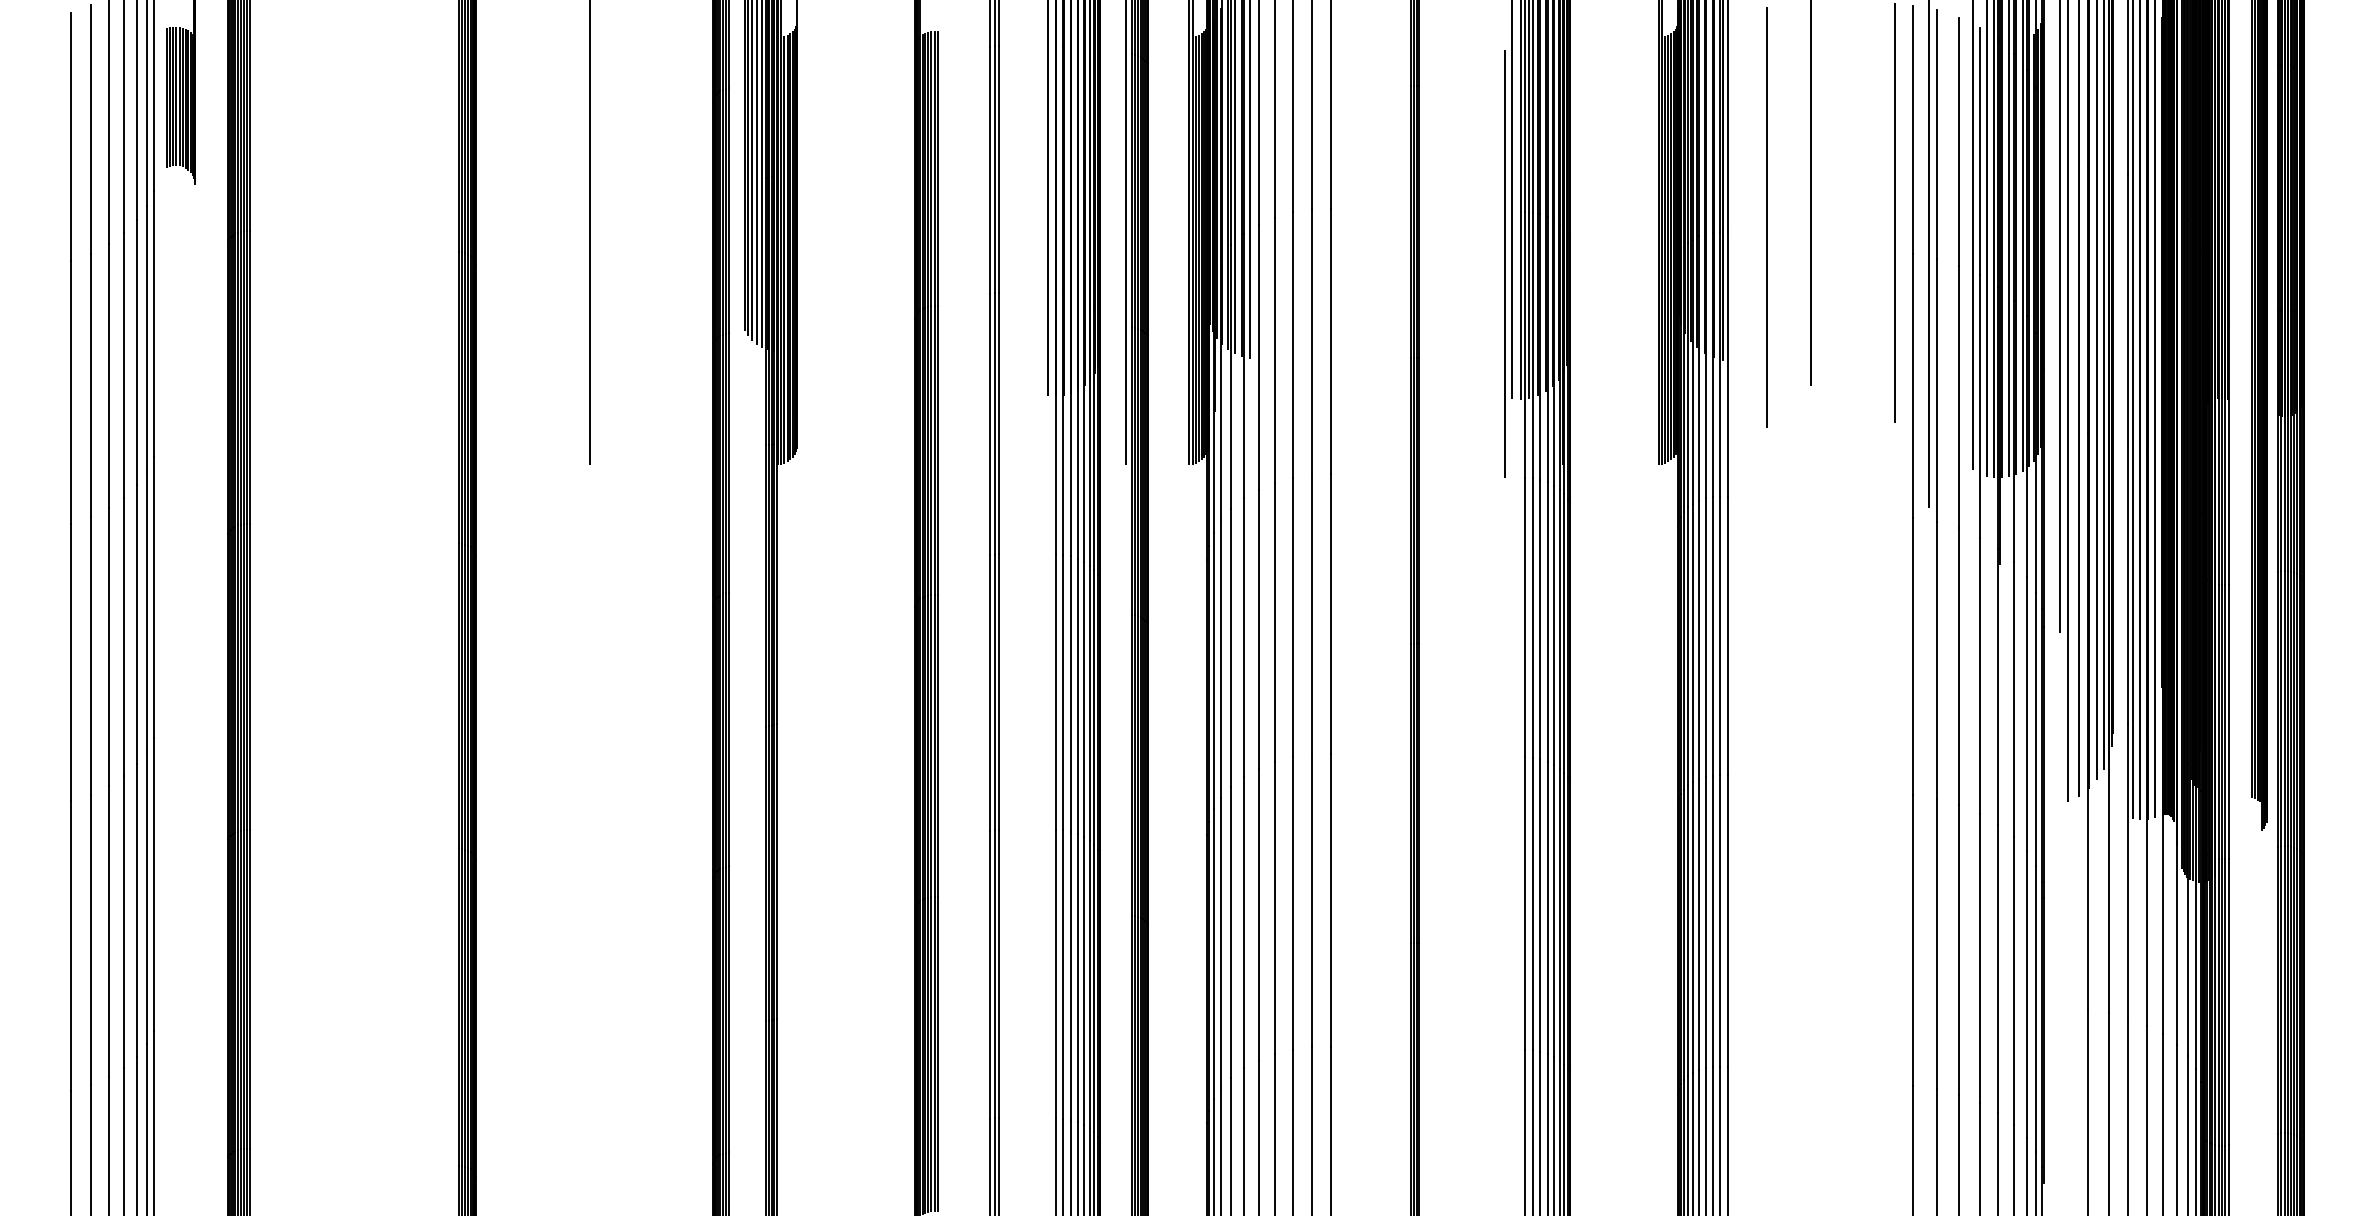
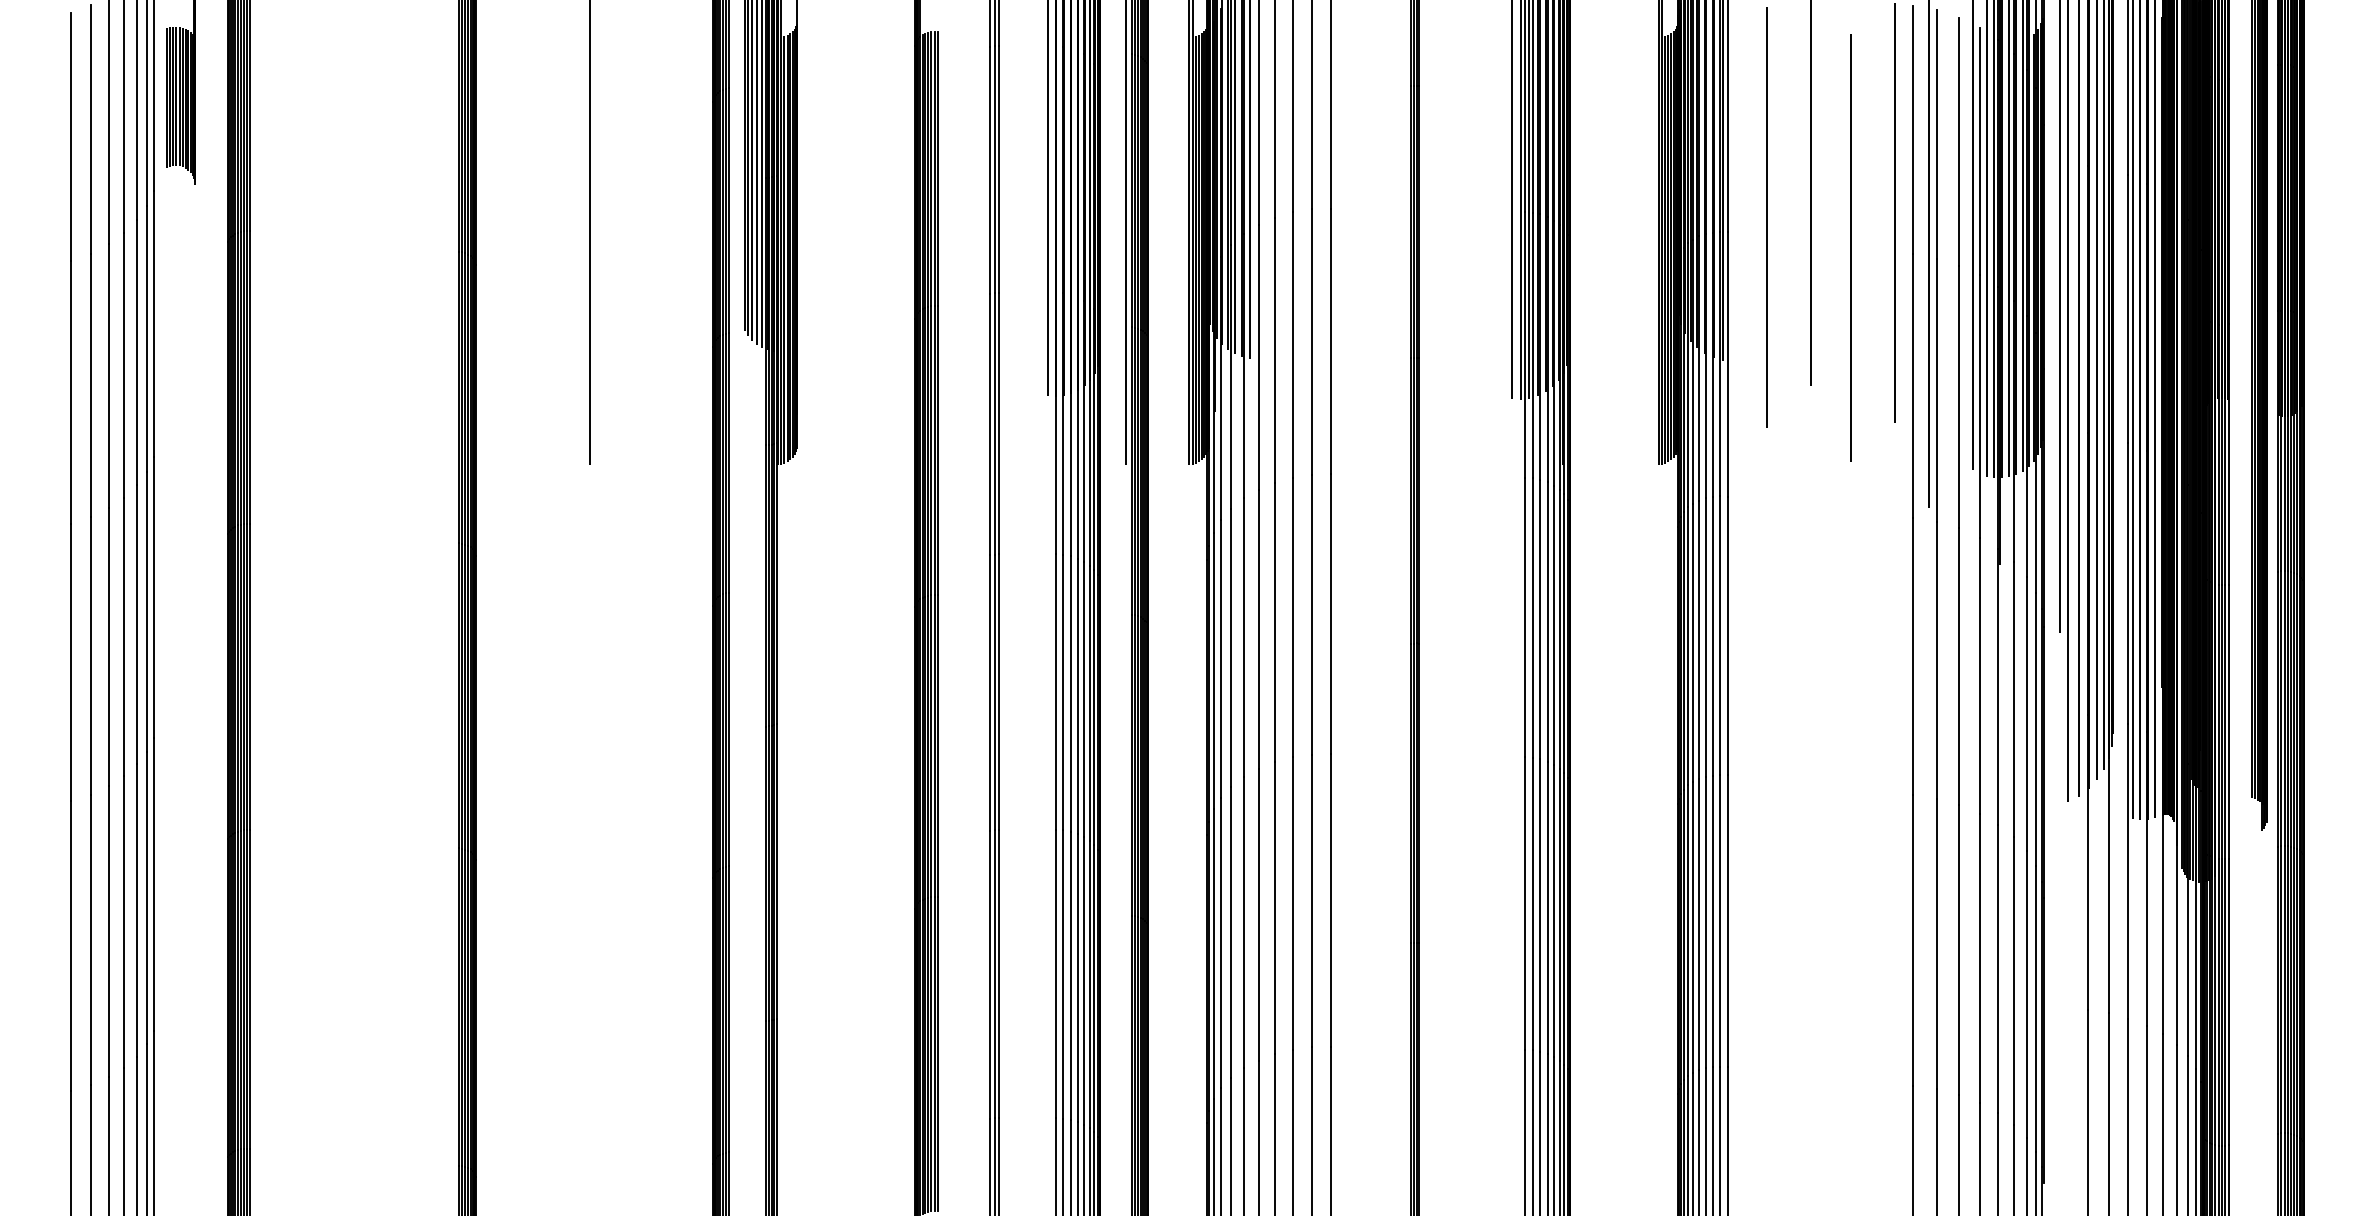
line position: (1504, 263) -> (1850, 247) (1850, 247)
